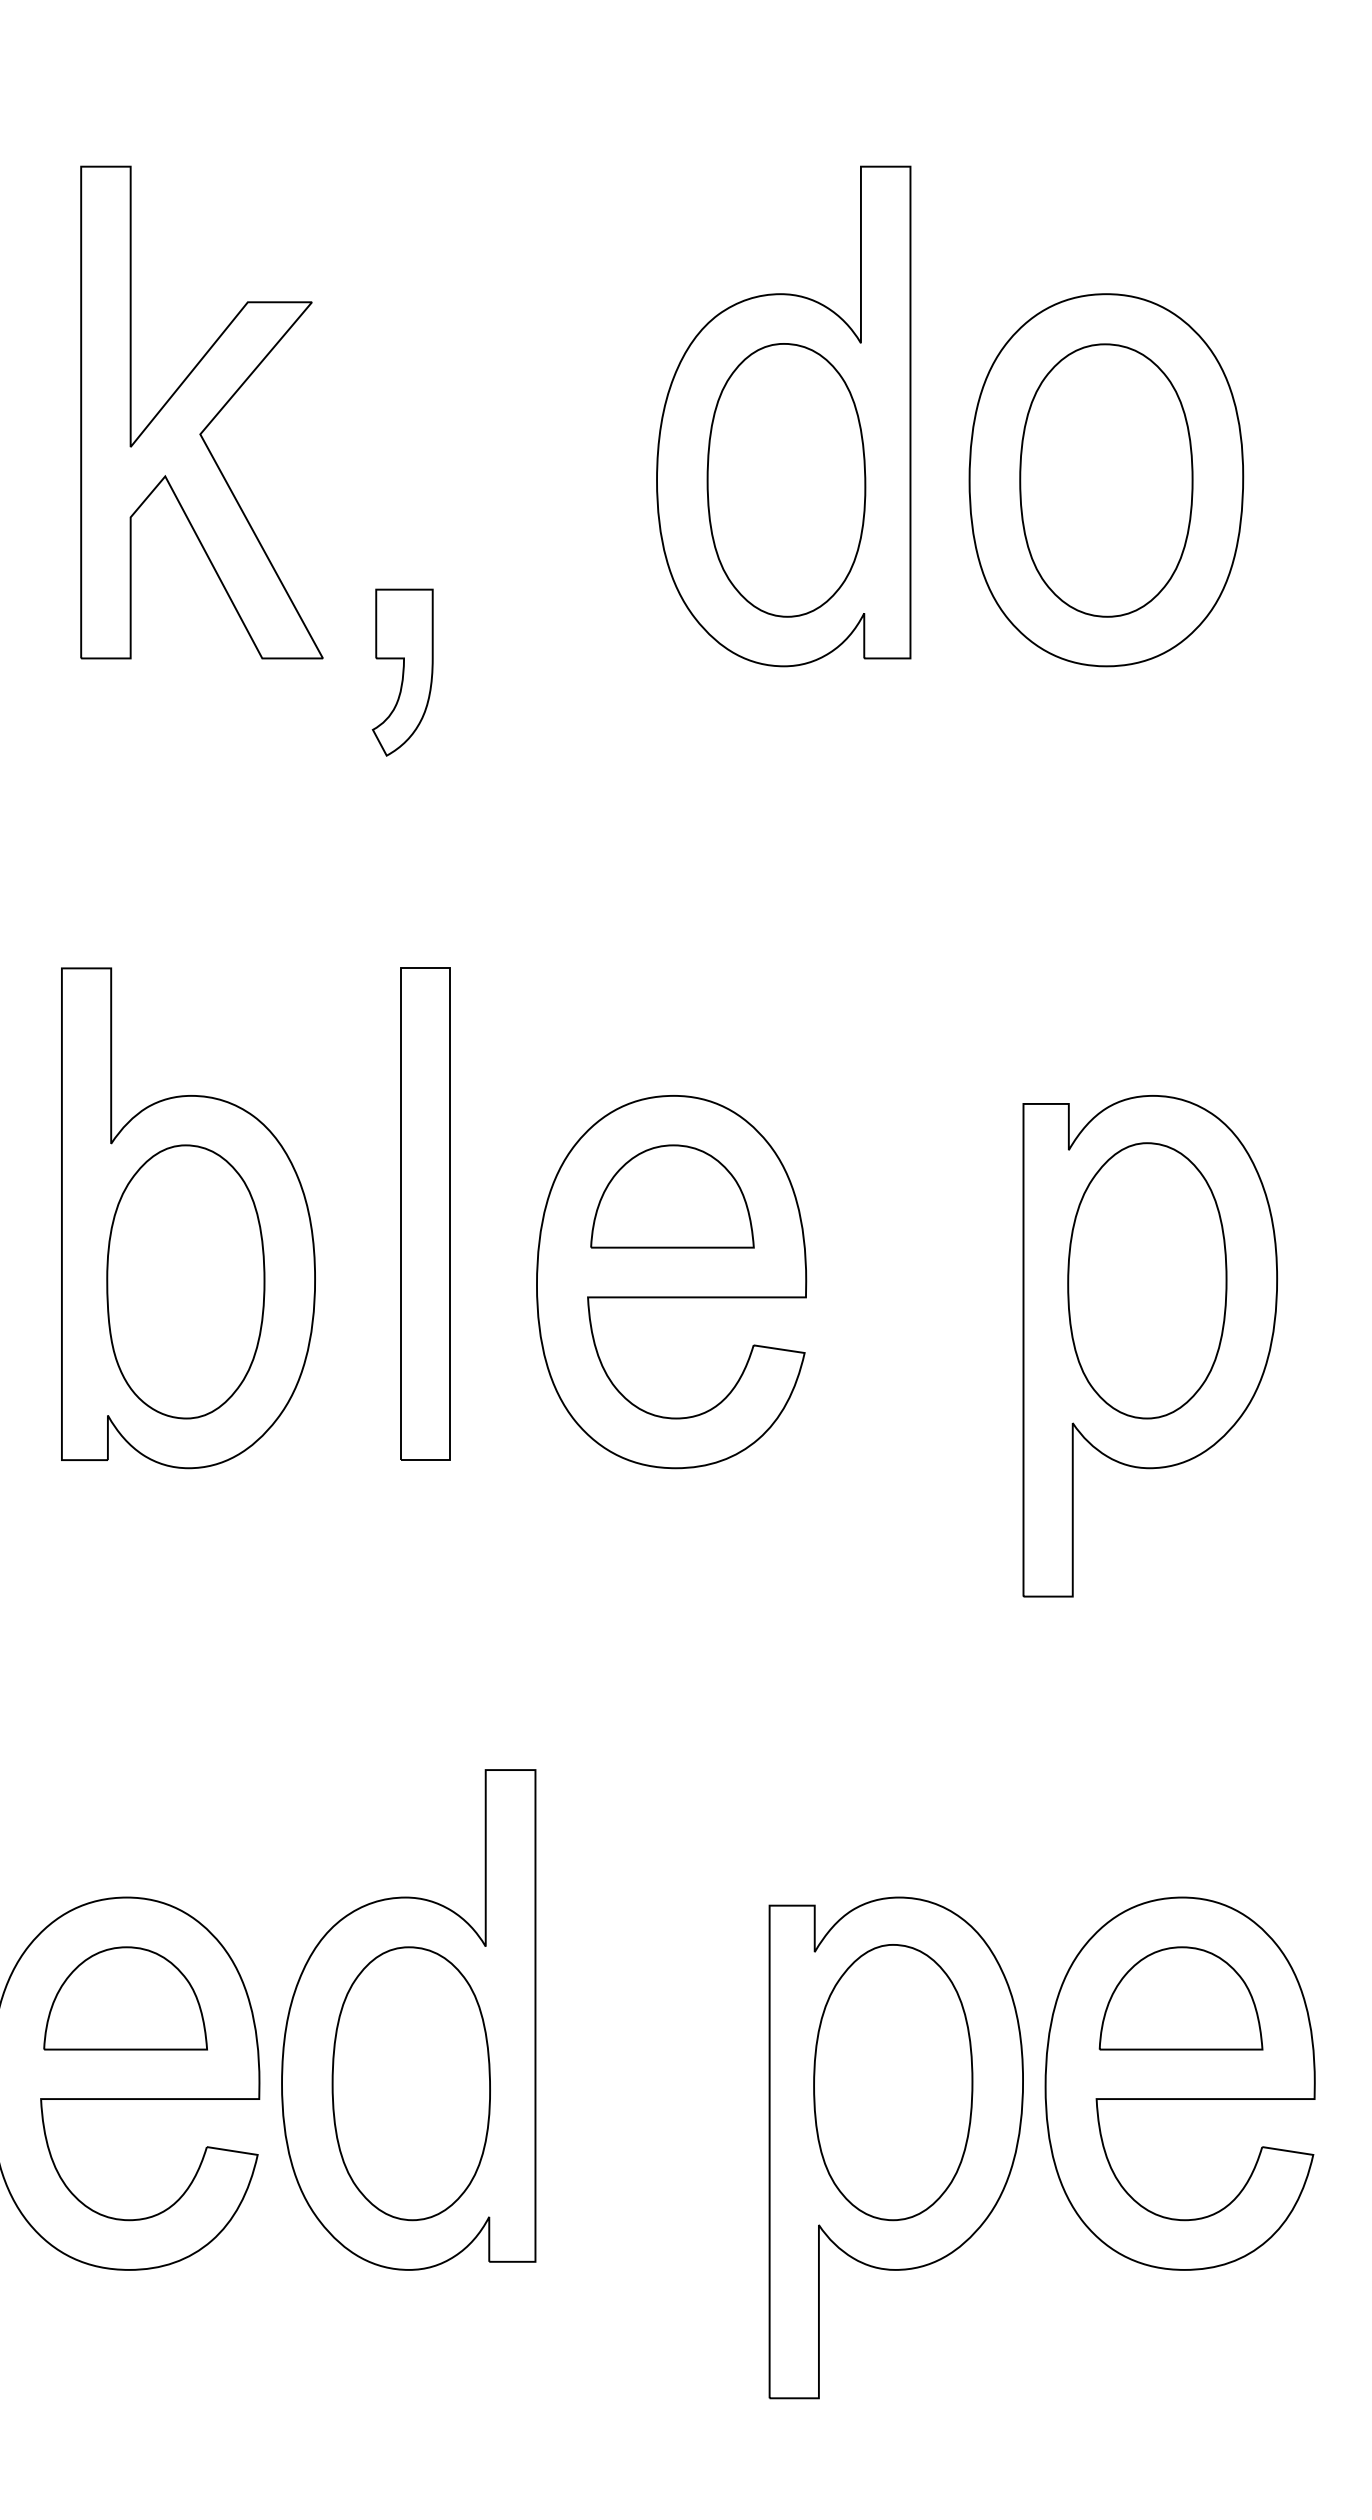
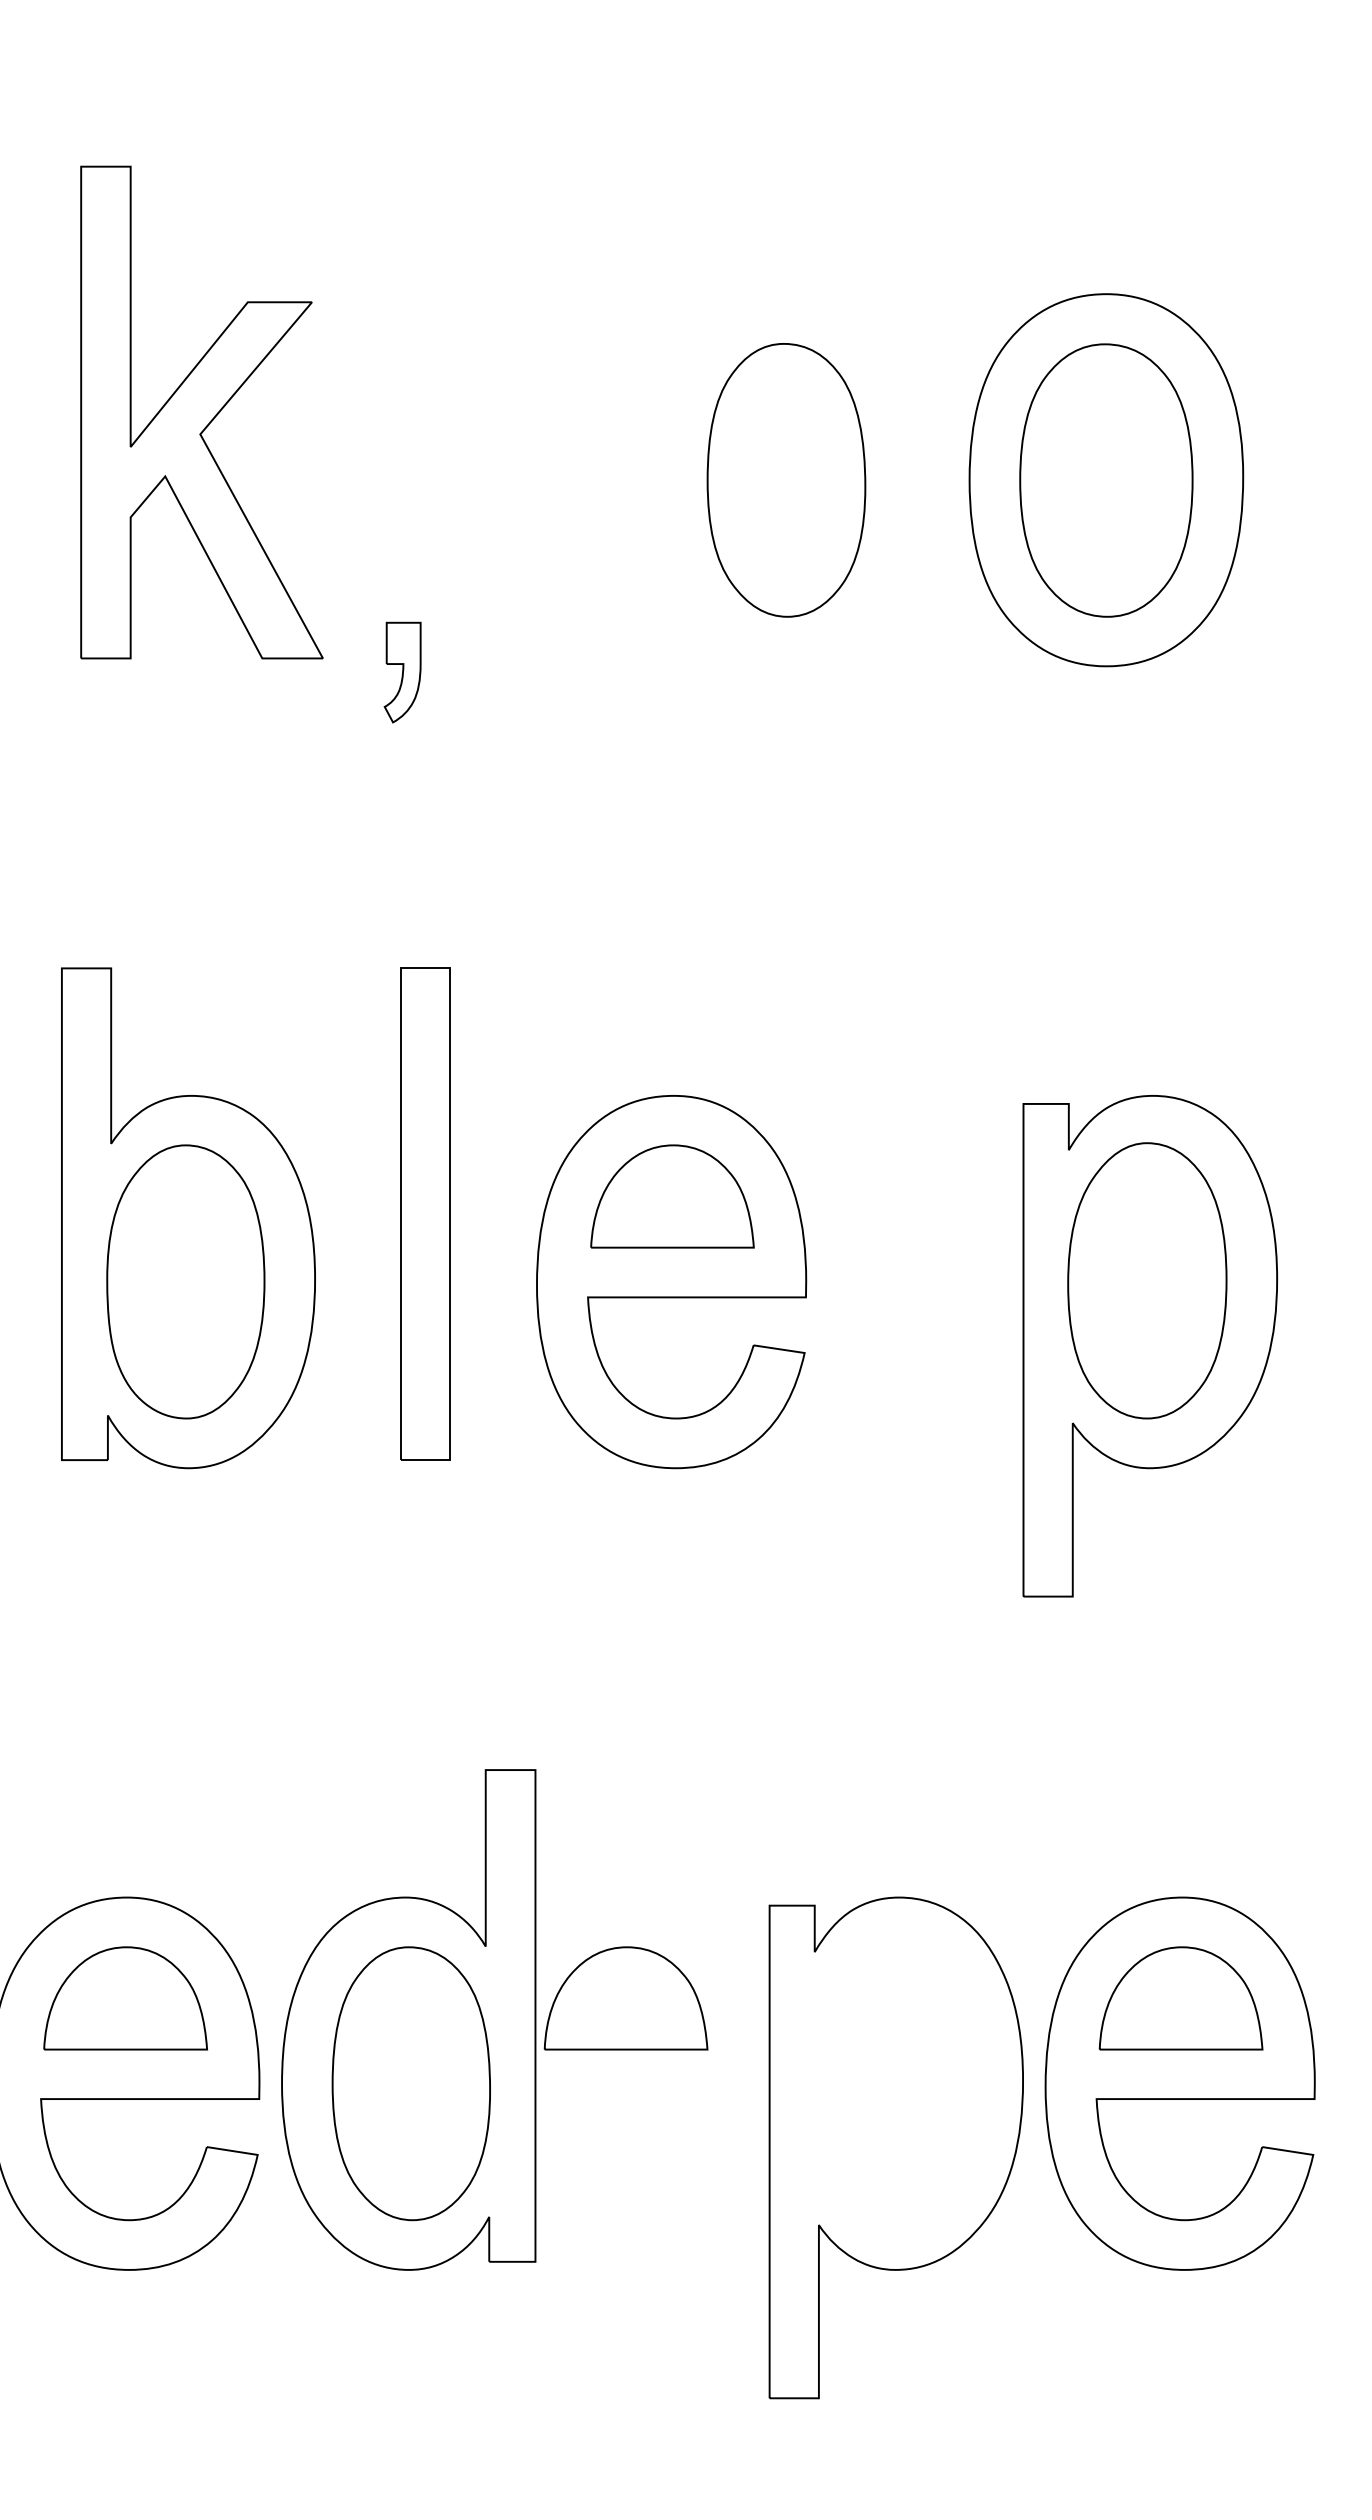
part: present -> none (783, 416)
part size: 63x169 px -> 39x103 px (402, 672)
part: none -> present (625, 1998)
part: present -> none (893, 2082)
